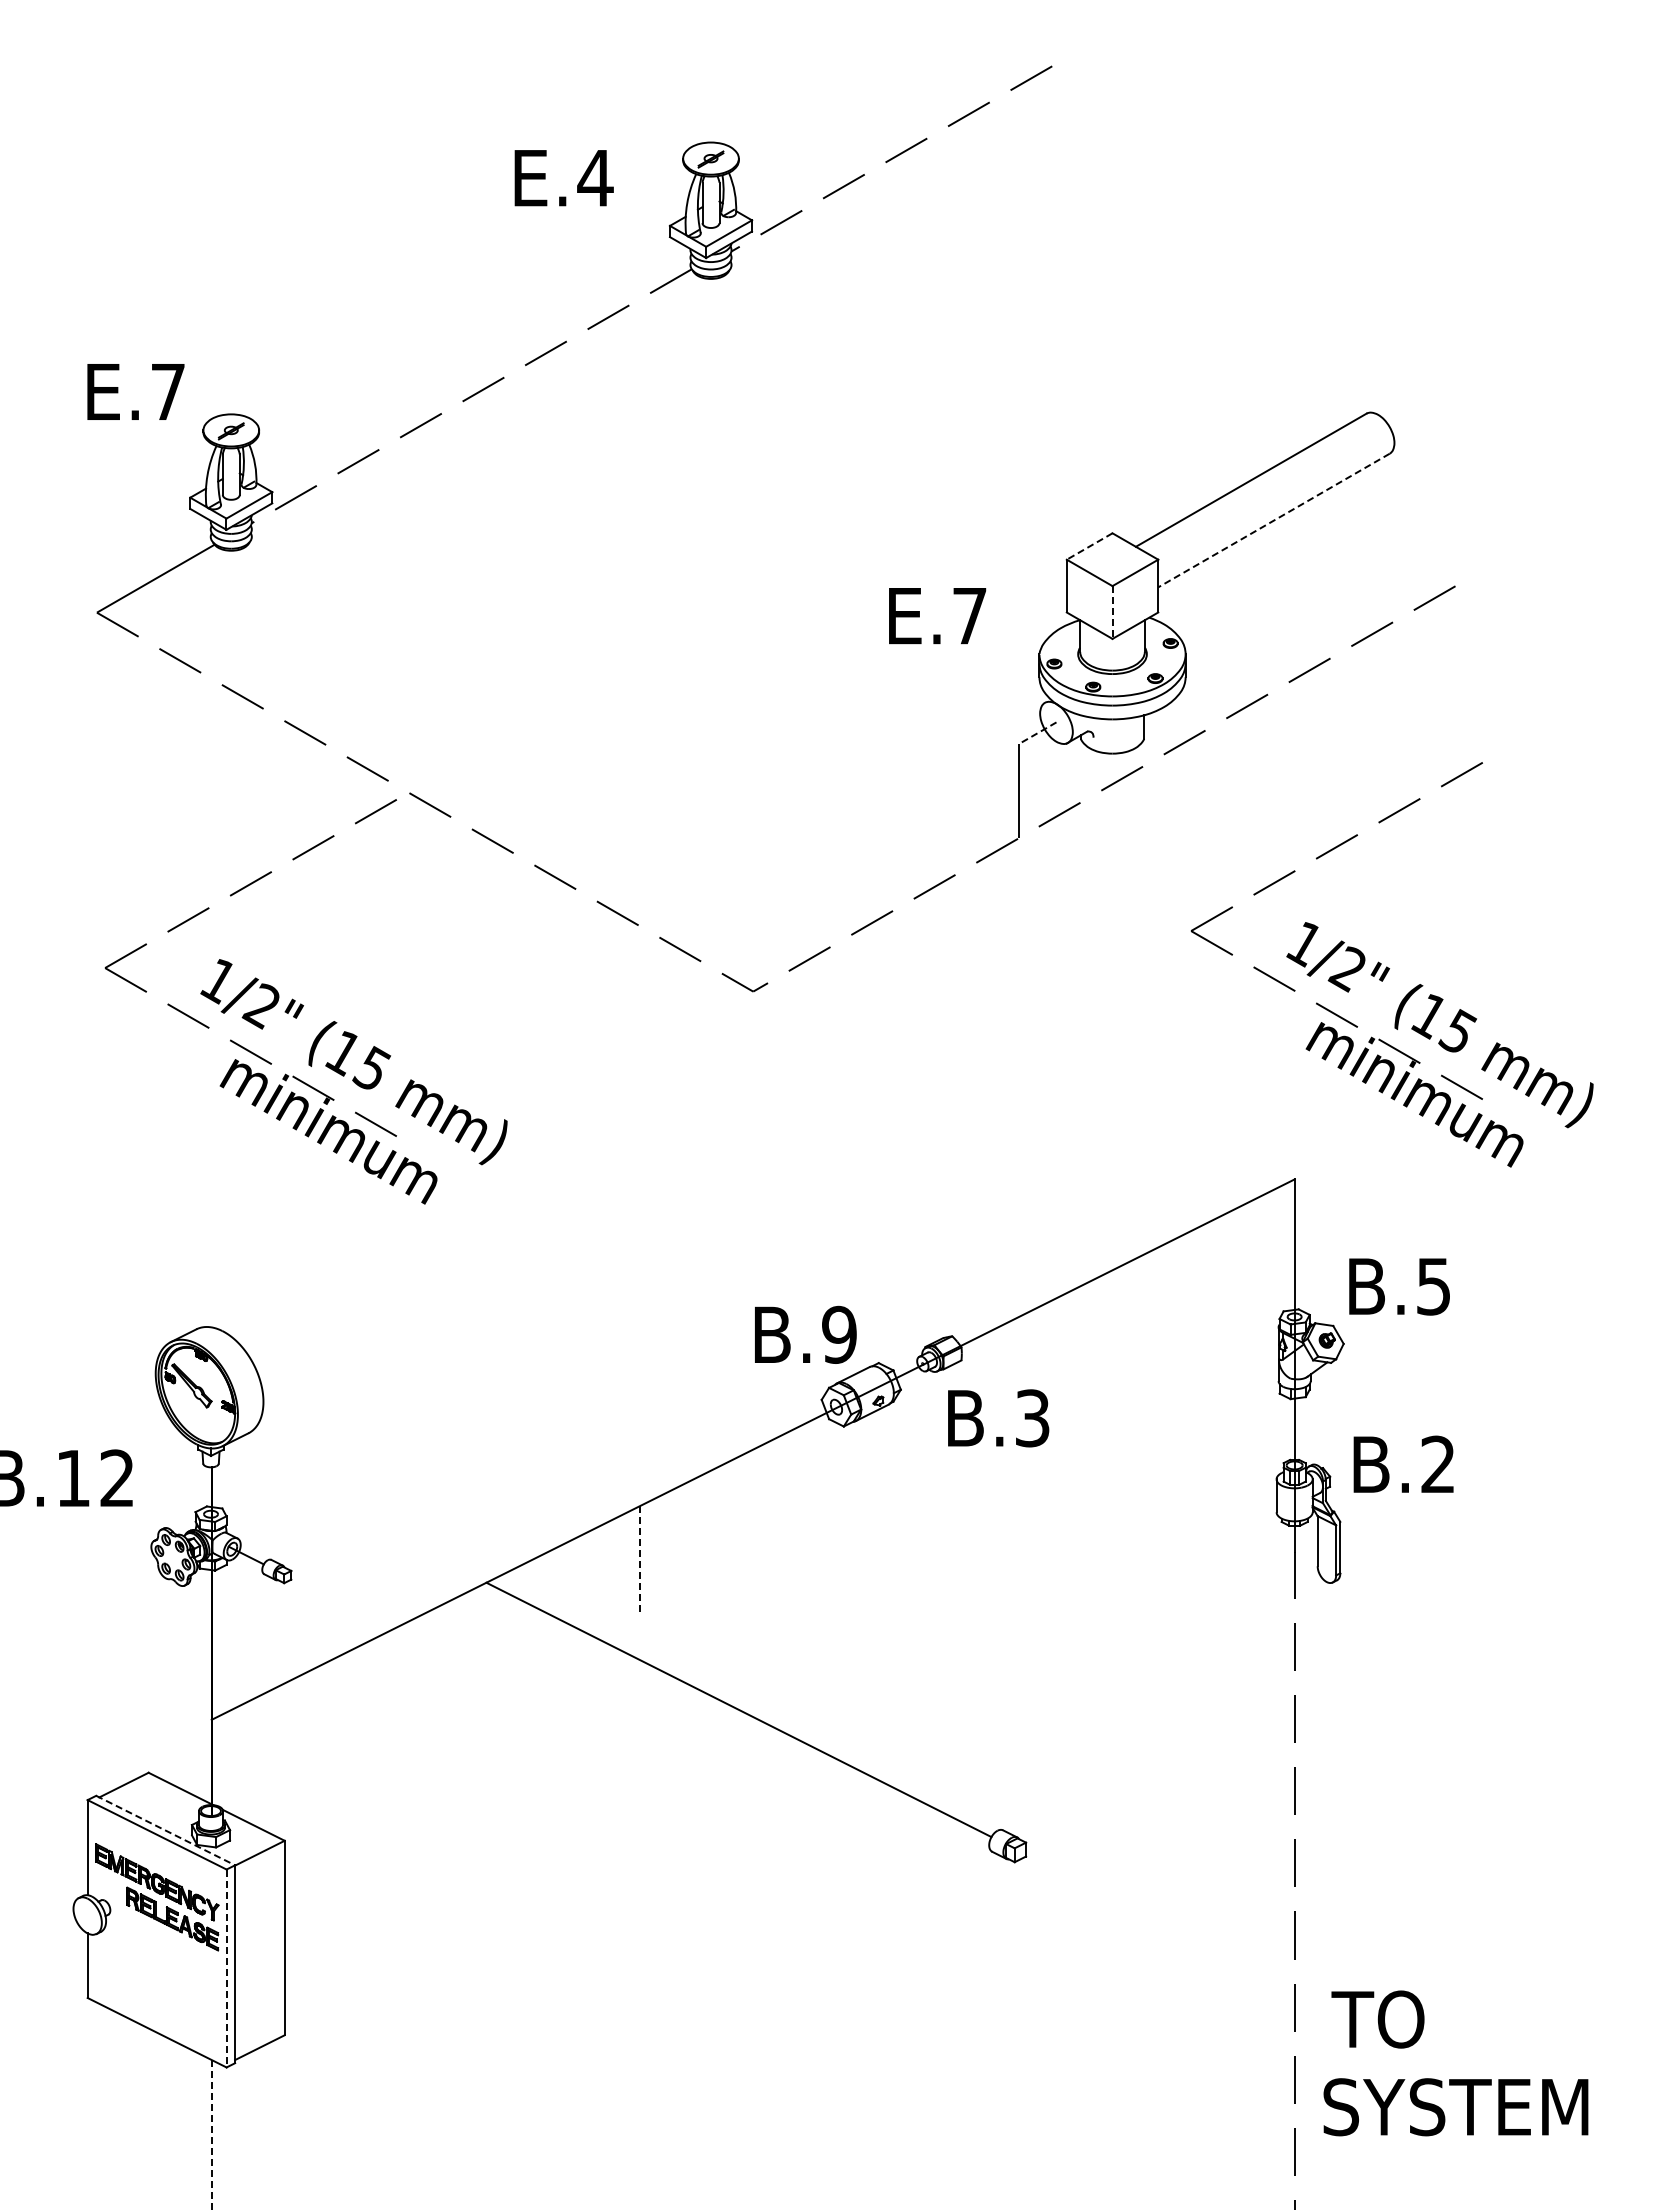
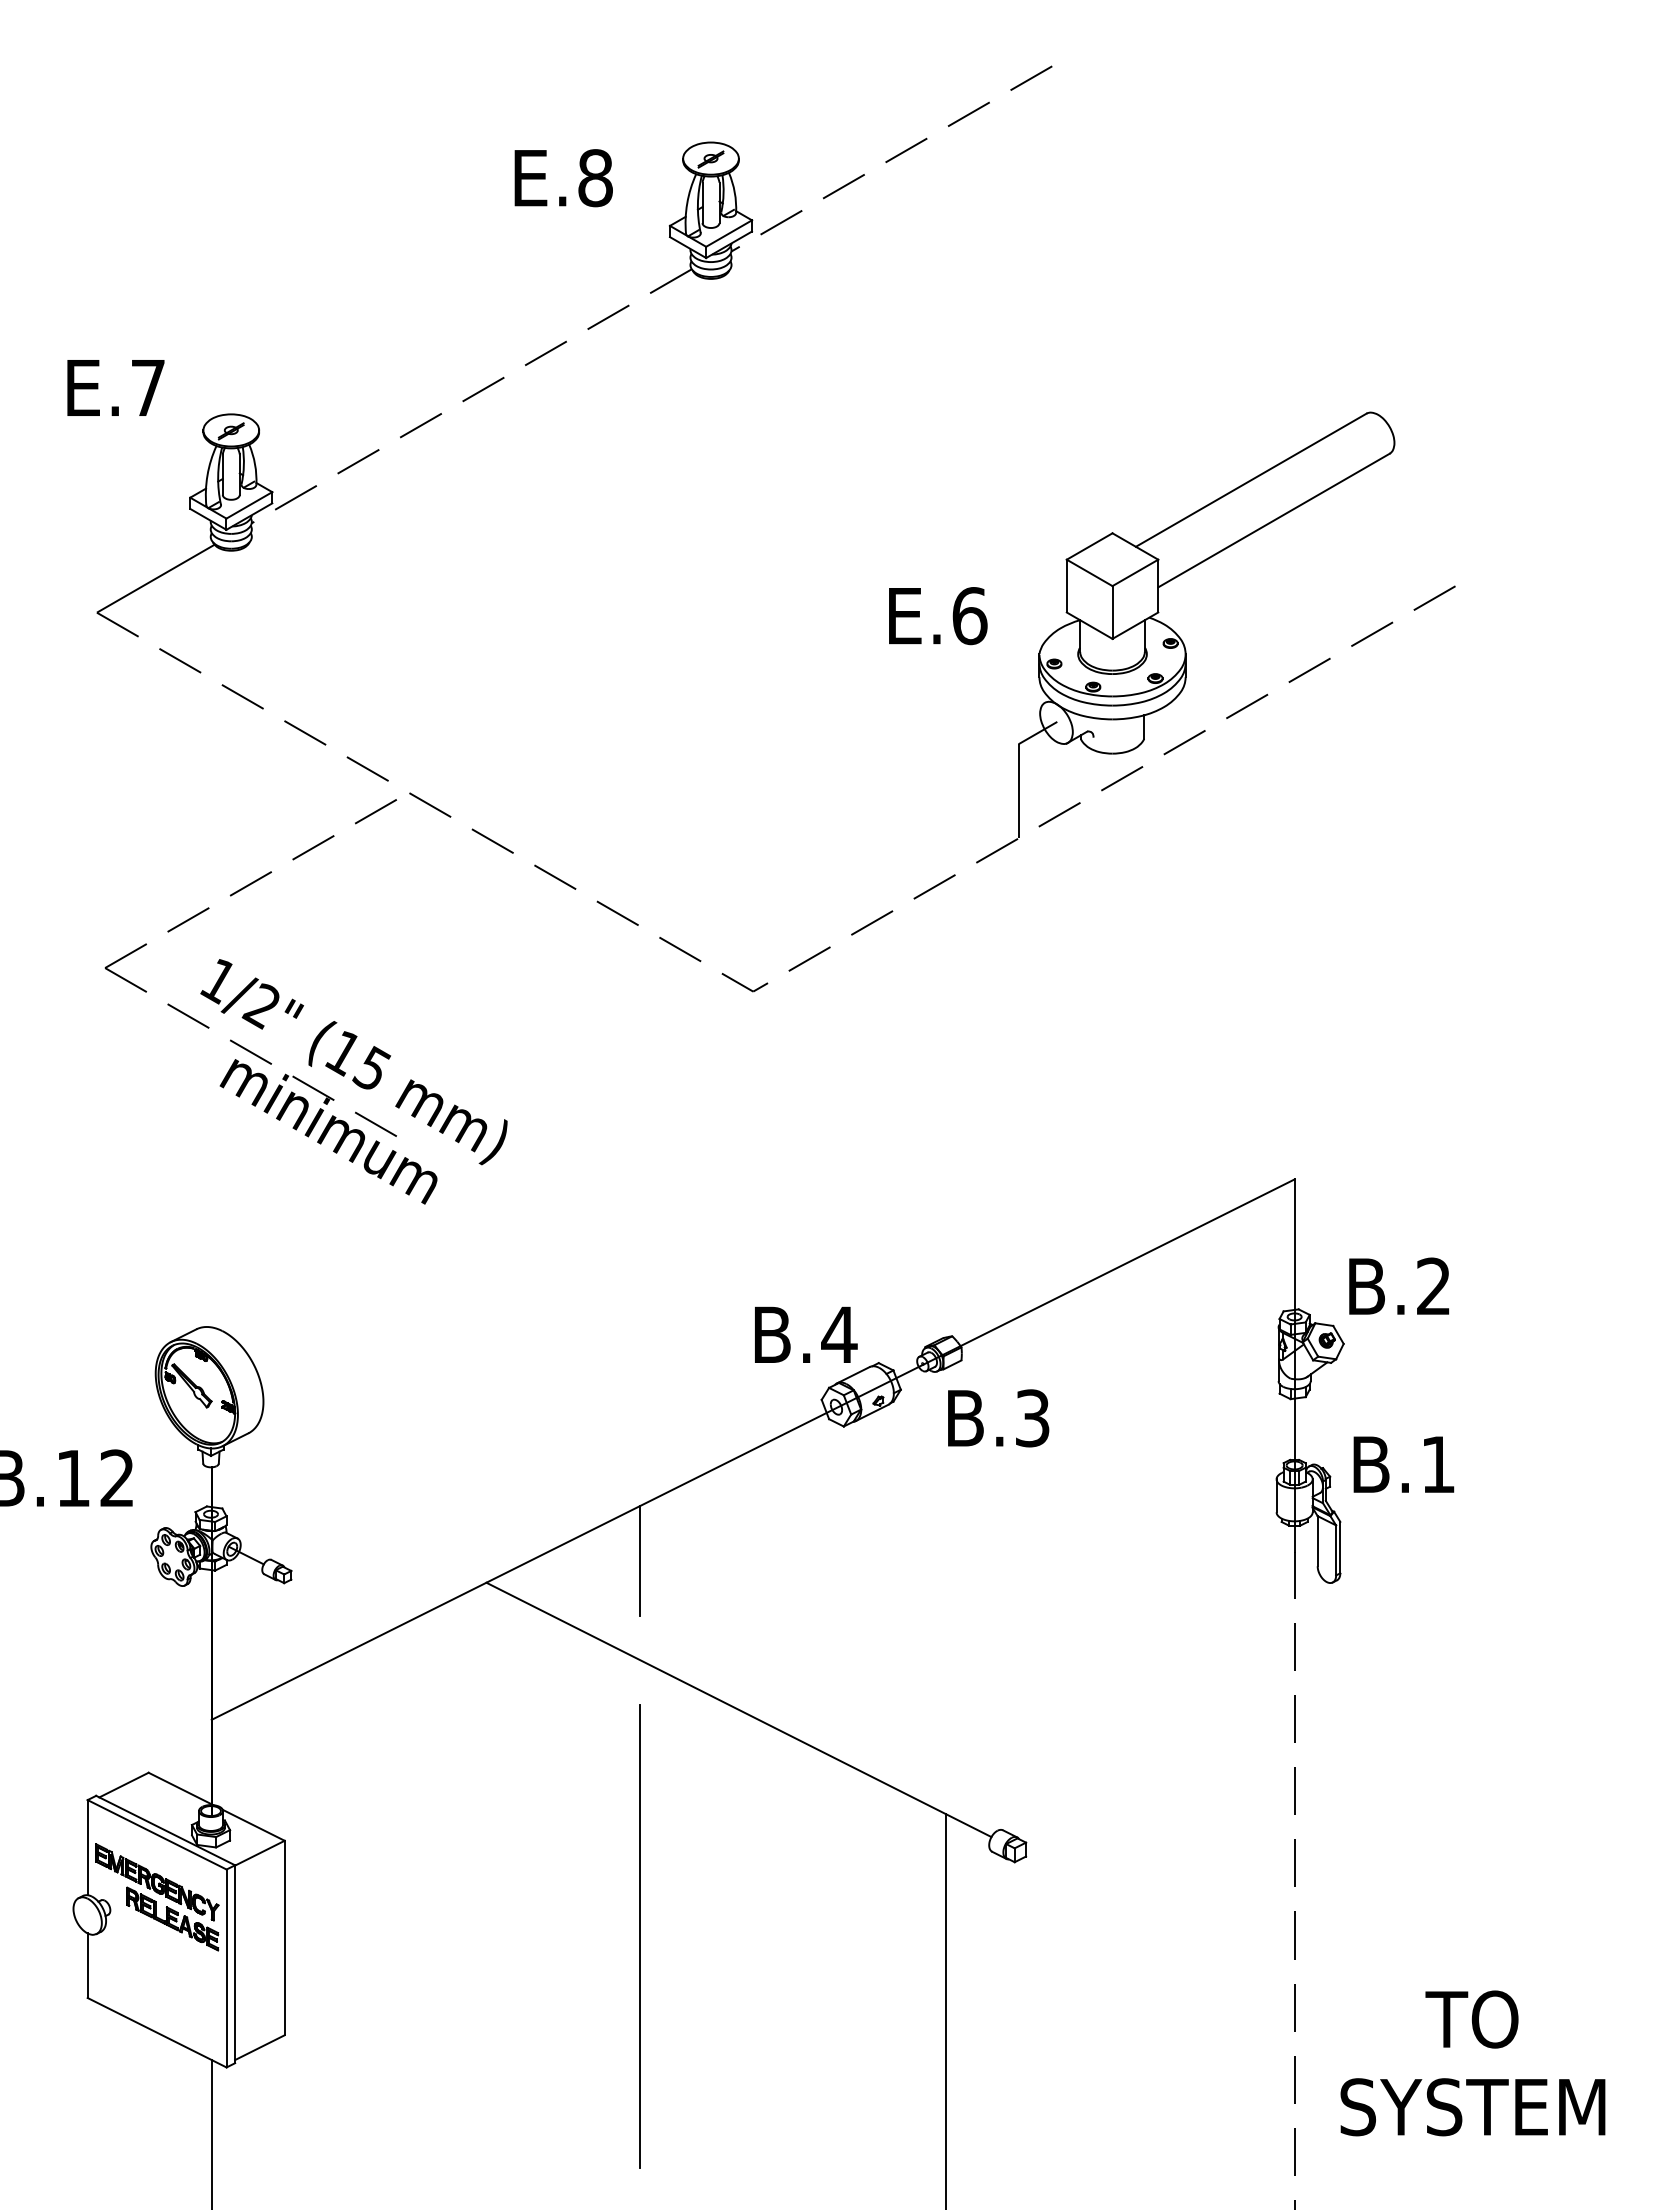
text: E.4 -> E.8 (595, 178)
text position: (135, 391) -> (115, 387) (115, 387)
line: dashed -> solid (1273, 520)
line: dashed -> solid (1089, 546)
line: dashed -> solid (1112, 613)
text: E.7 -> E.6 (969, 616)
line: dashed -> solid (1037, 733)
part: present -> none (1391, 964)
text: B.5 -> B.2 (1433, 1286)
text: B.9 -> B.4 (839, 1334)
text: B.2 -> B.1 (1437, 1463)
line: dashed -> solid (640, 1561)
line: dashed -> solid (165, 1830)
line: none -> present (640, 1936)
line: dashed -> solid (226, 1968)
line: none -> present (945, 2010)
text position: (1377, 2019) -> (1471, 2019) (1471, 2019)
text position: (1455, 2107) -> (1472, 2107) (1472, 2107)
line: dashed -> solid (211, 2134)
